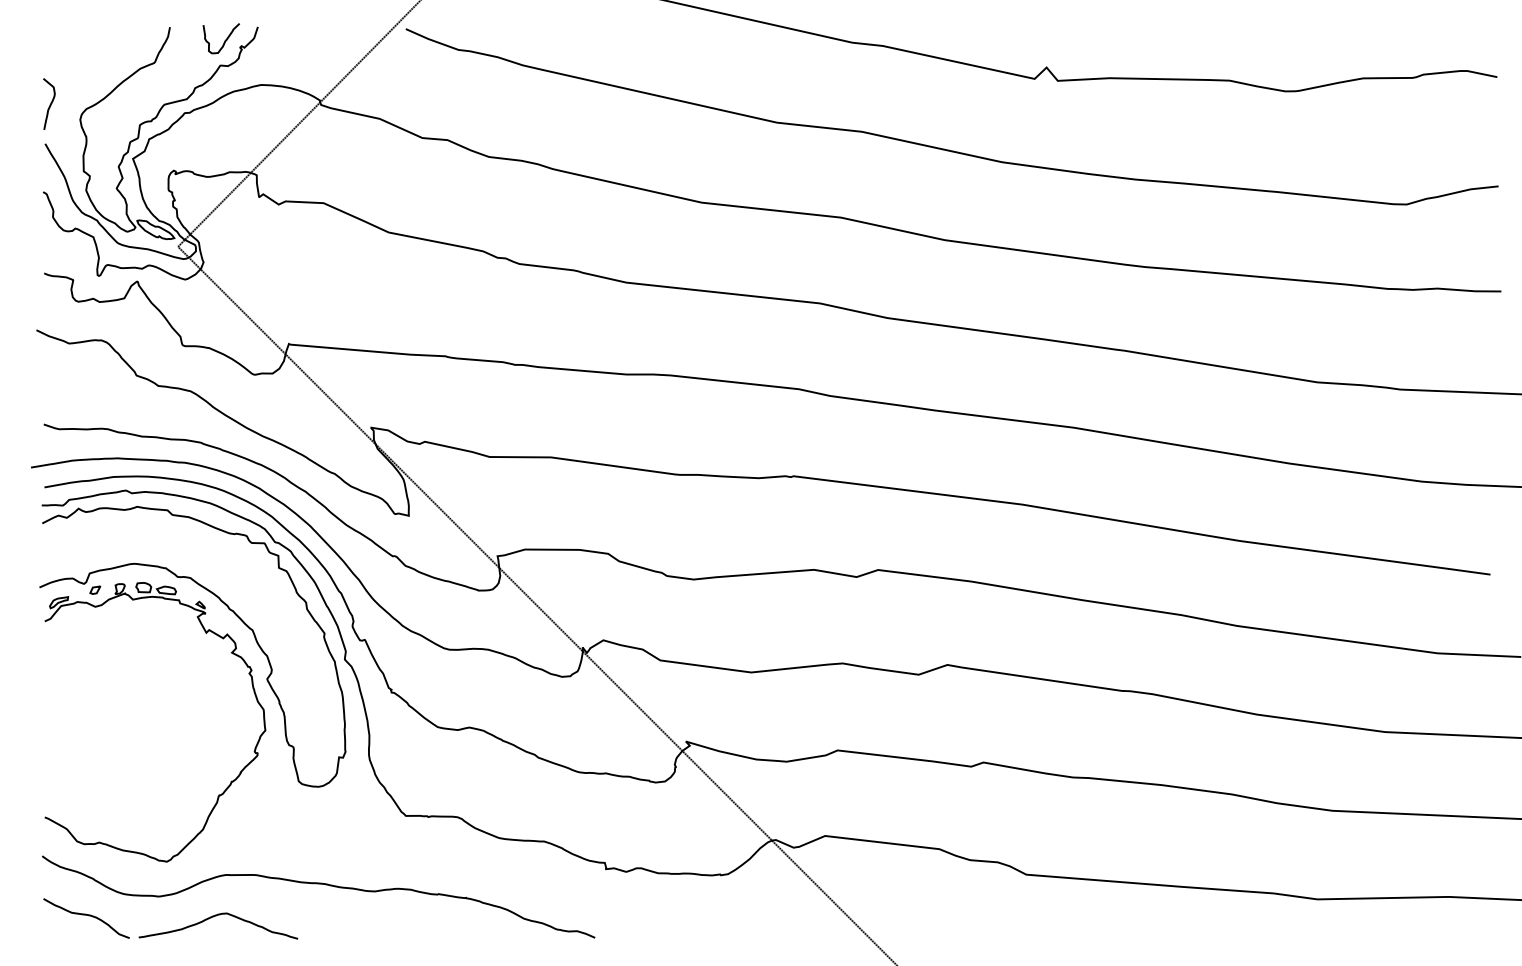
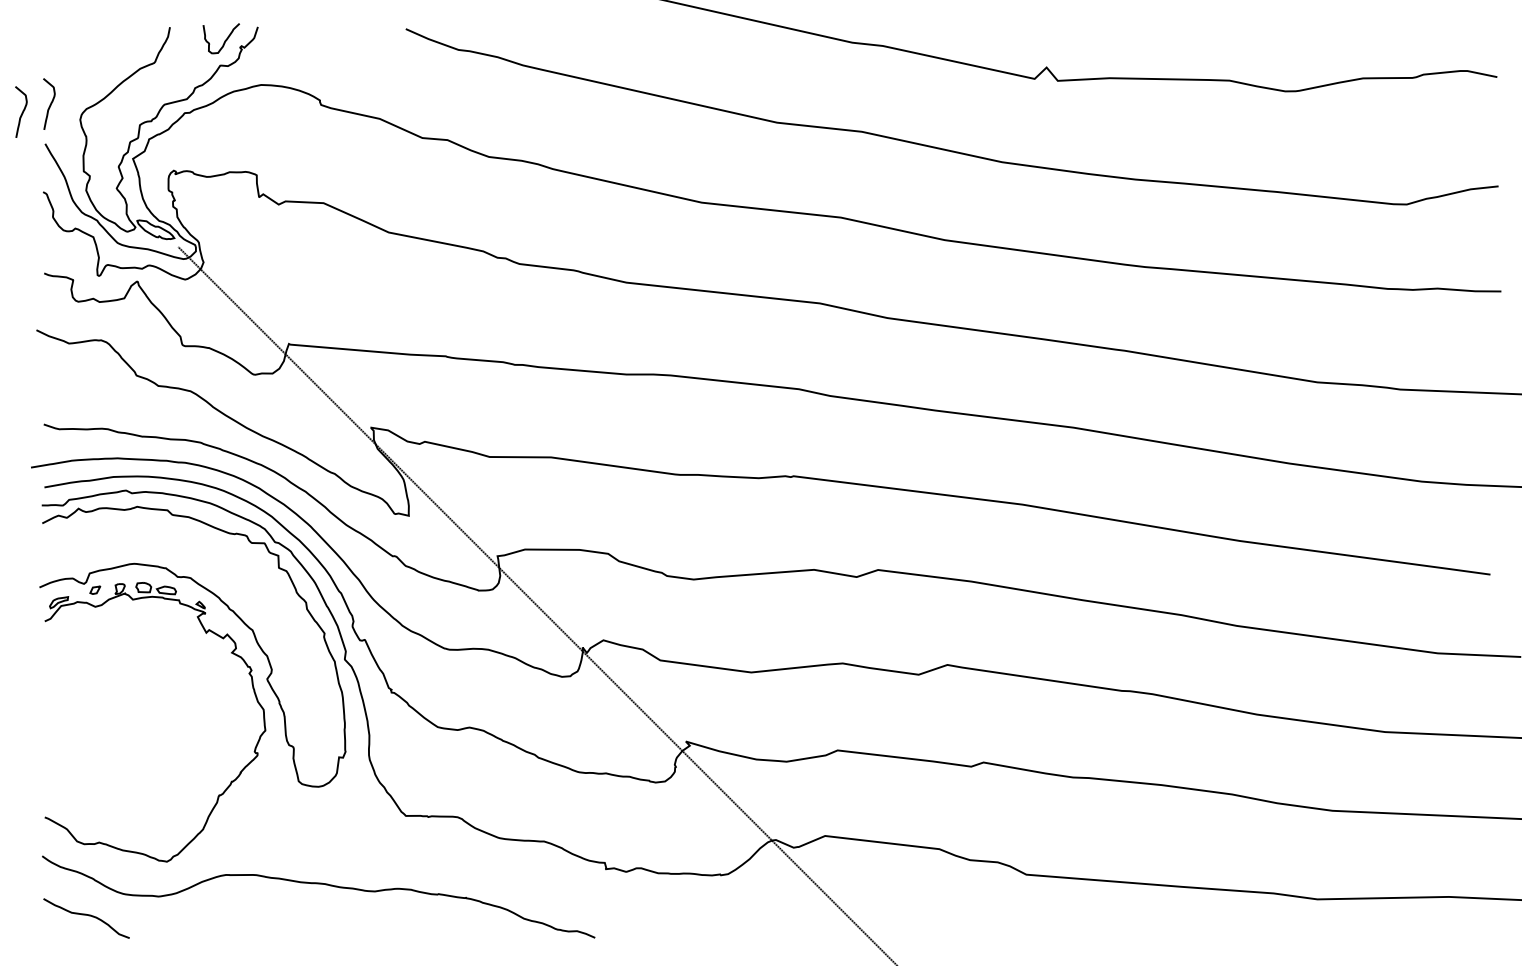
curve: none -> present (22, 111)
line: present -> none (298, 124)
curve: present -> none (216, 916)
